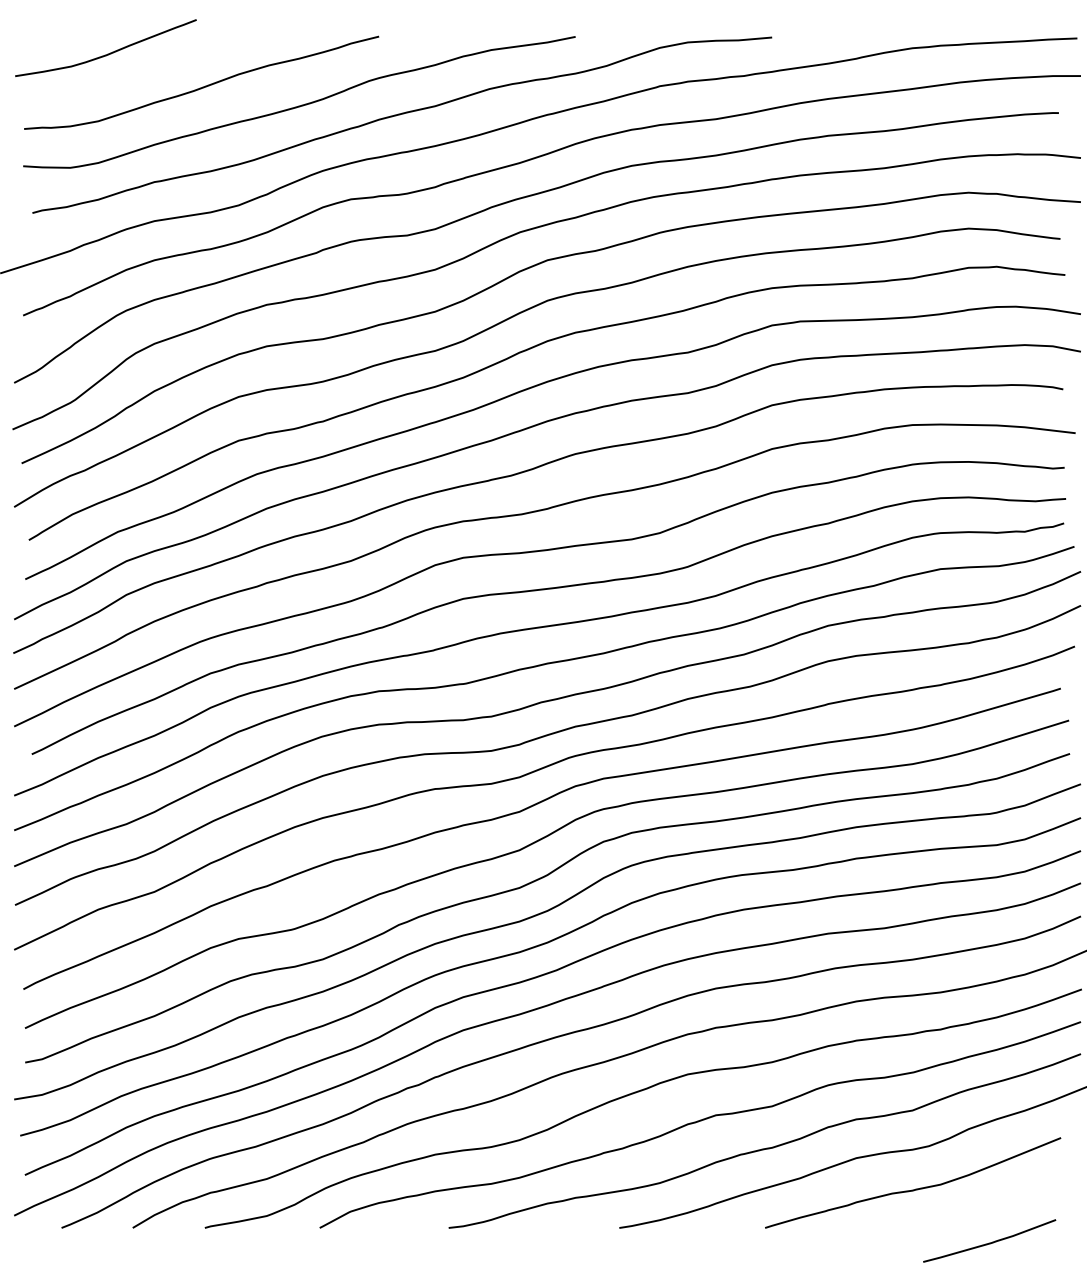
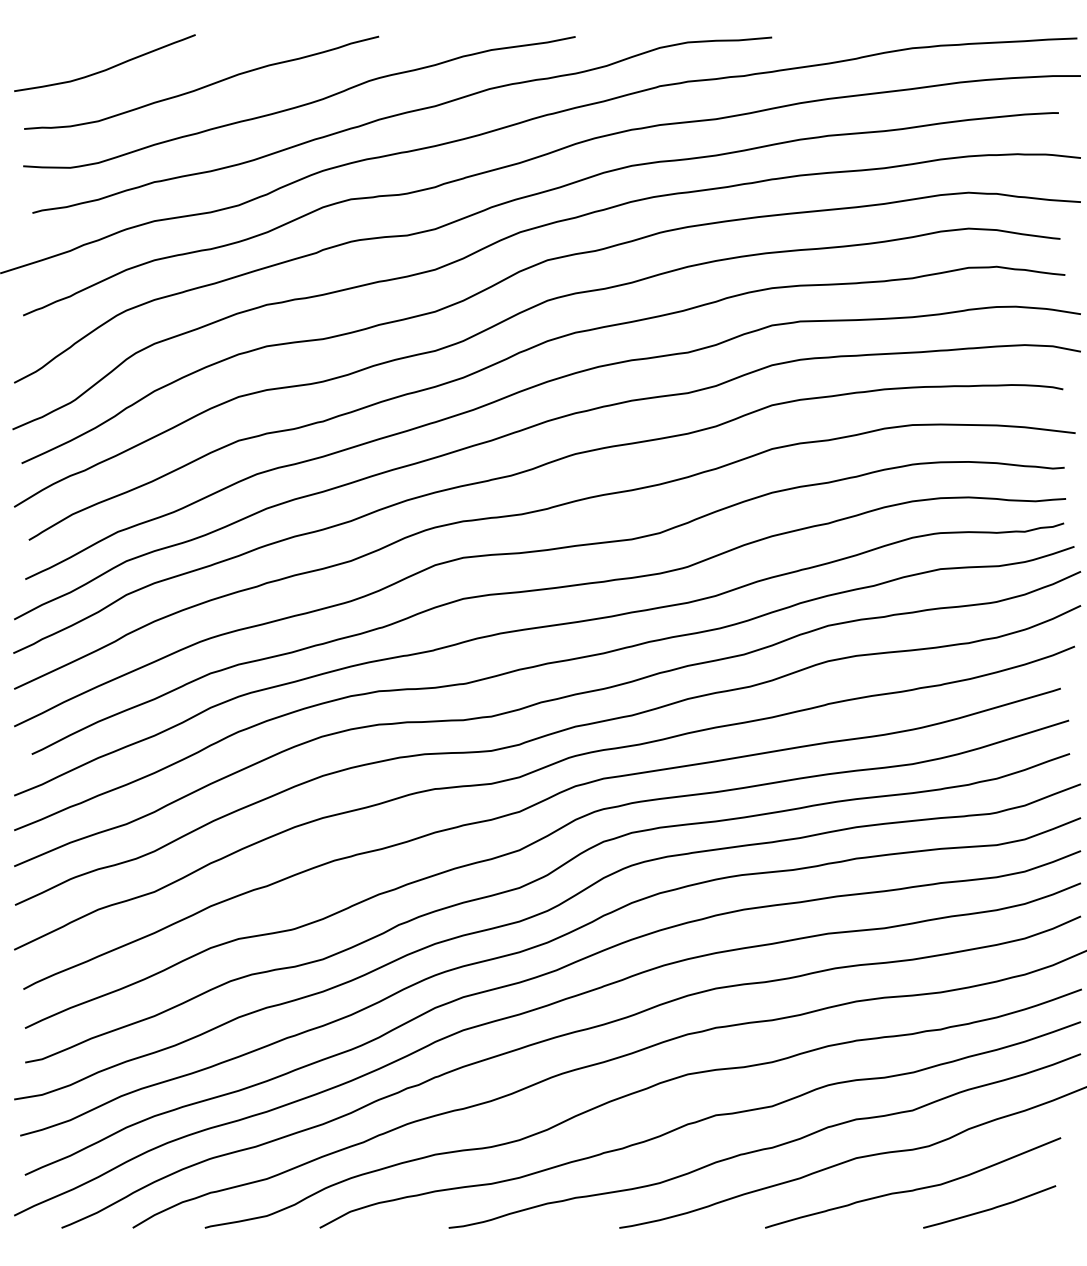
curve position: (107, 53) -> (106, 68) (106, 68)
curve position: (989, 1242) -> (989, 1208) (989, 1208)
